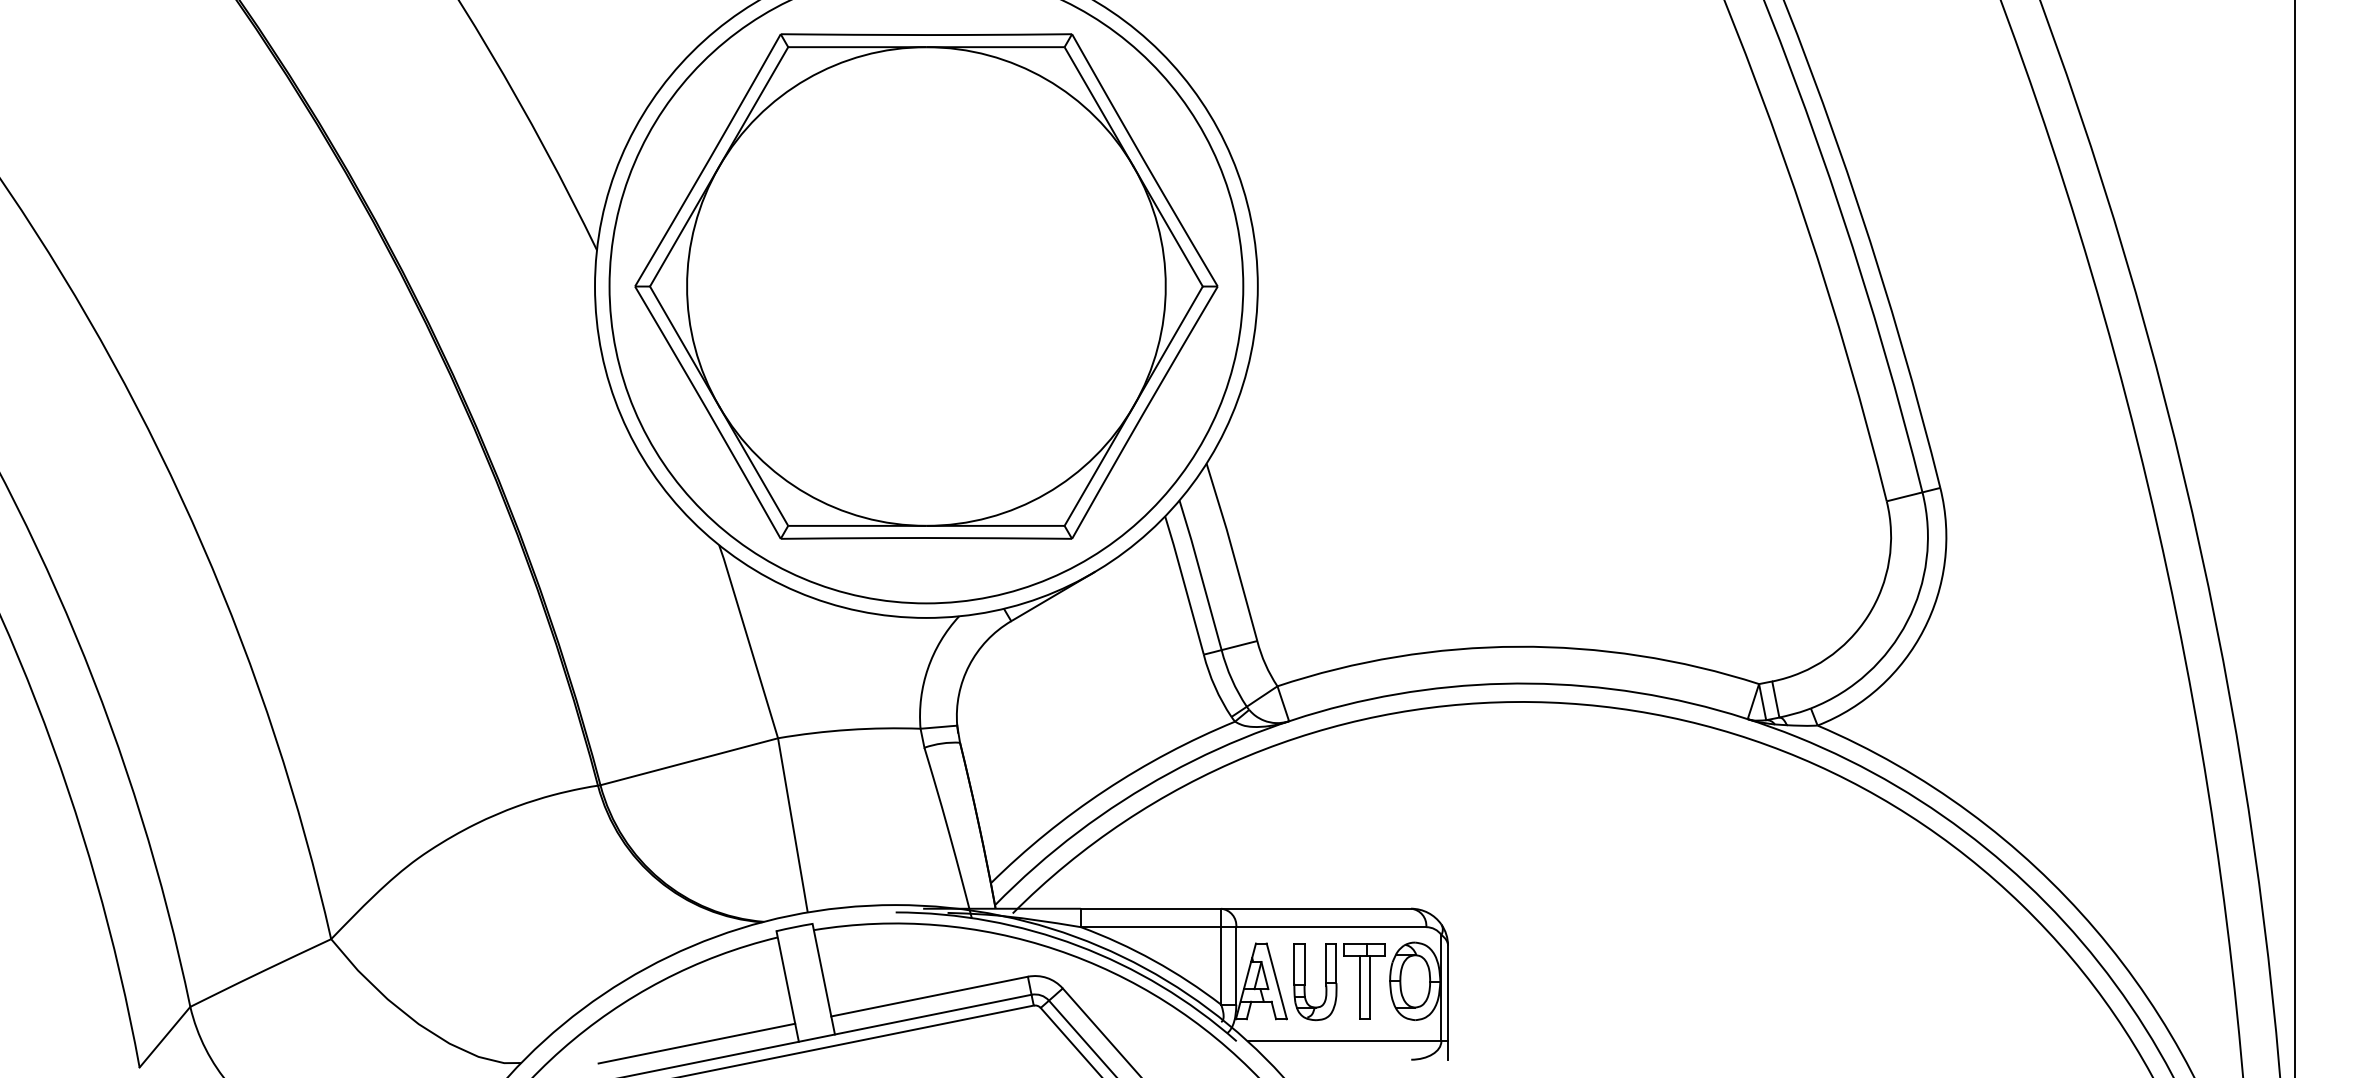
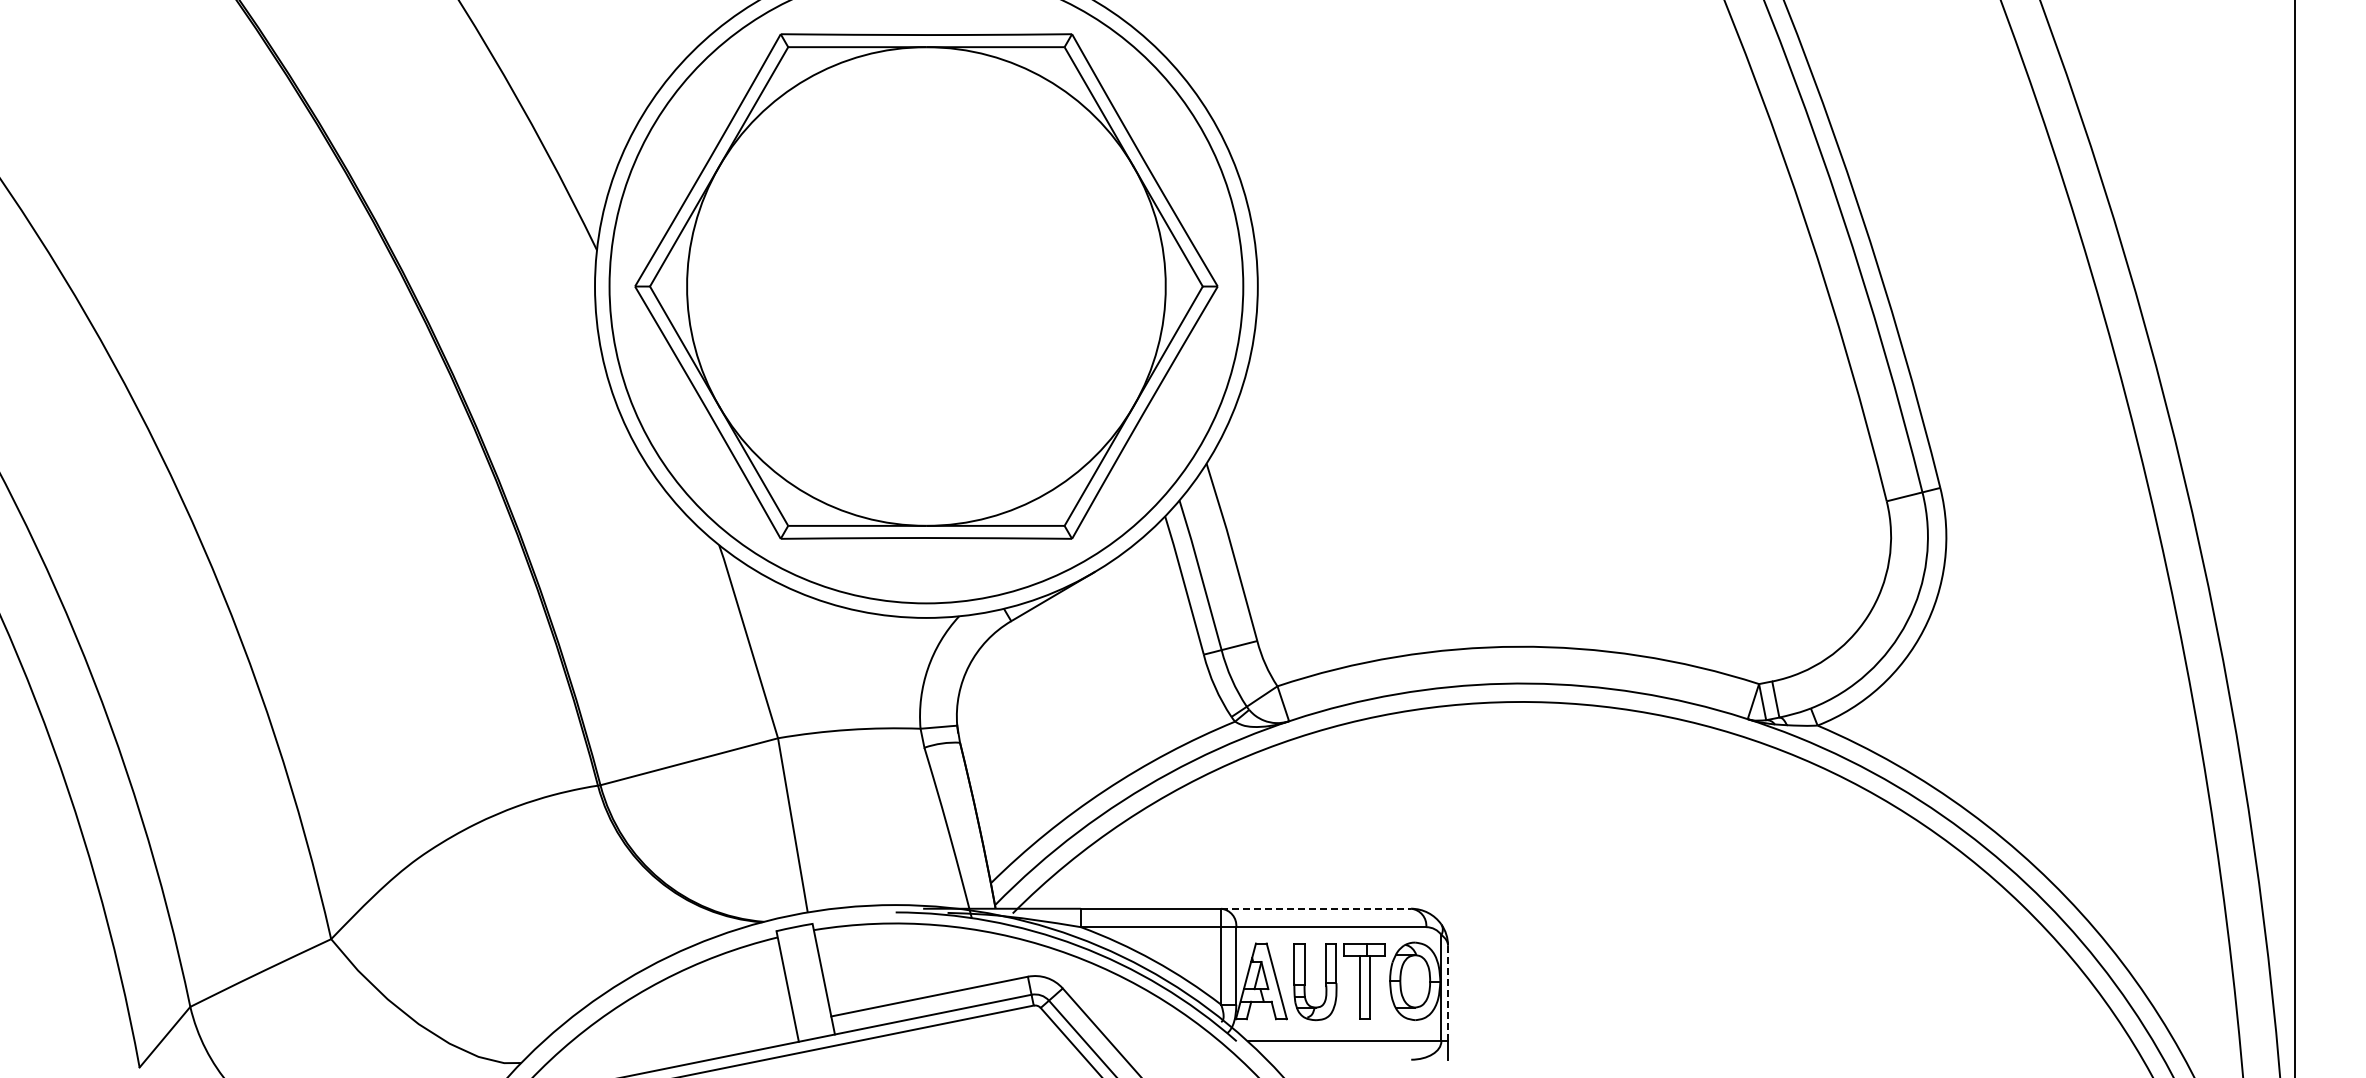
line: solid -> dashed (1316, 908)
line: solid -> dashed (1448, 993)
line: present -> none (696, 1043)
